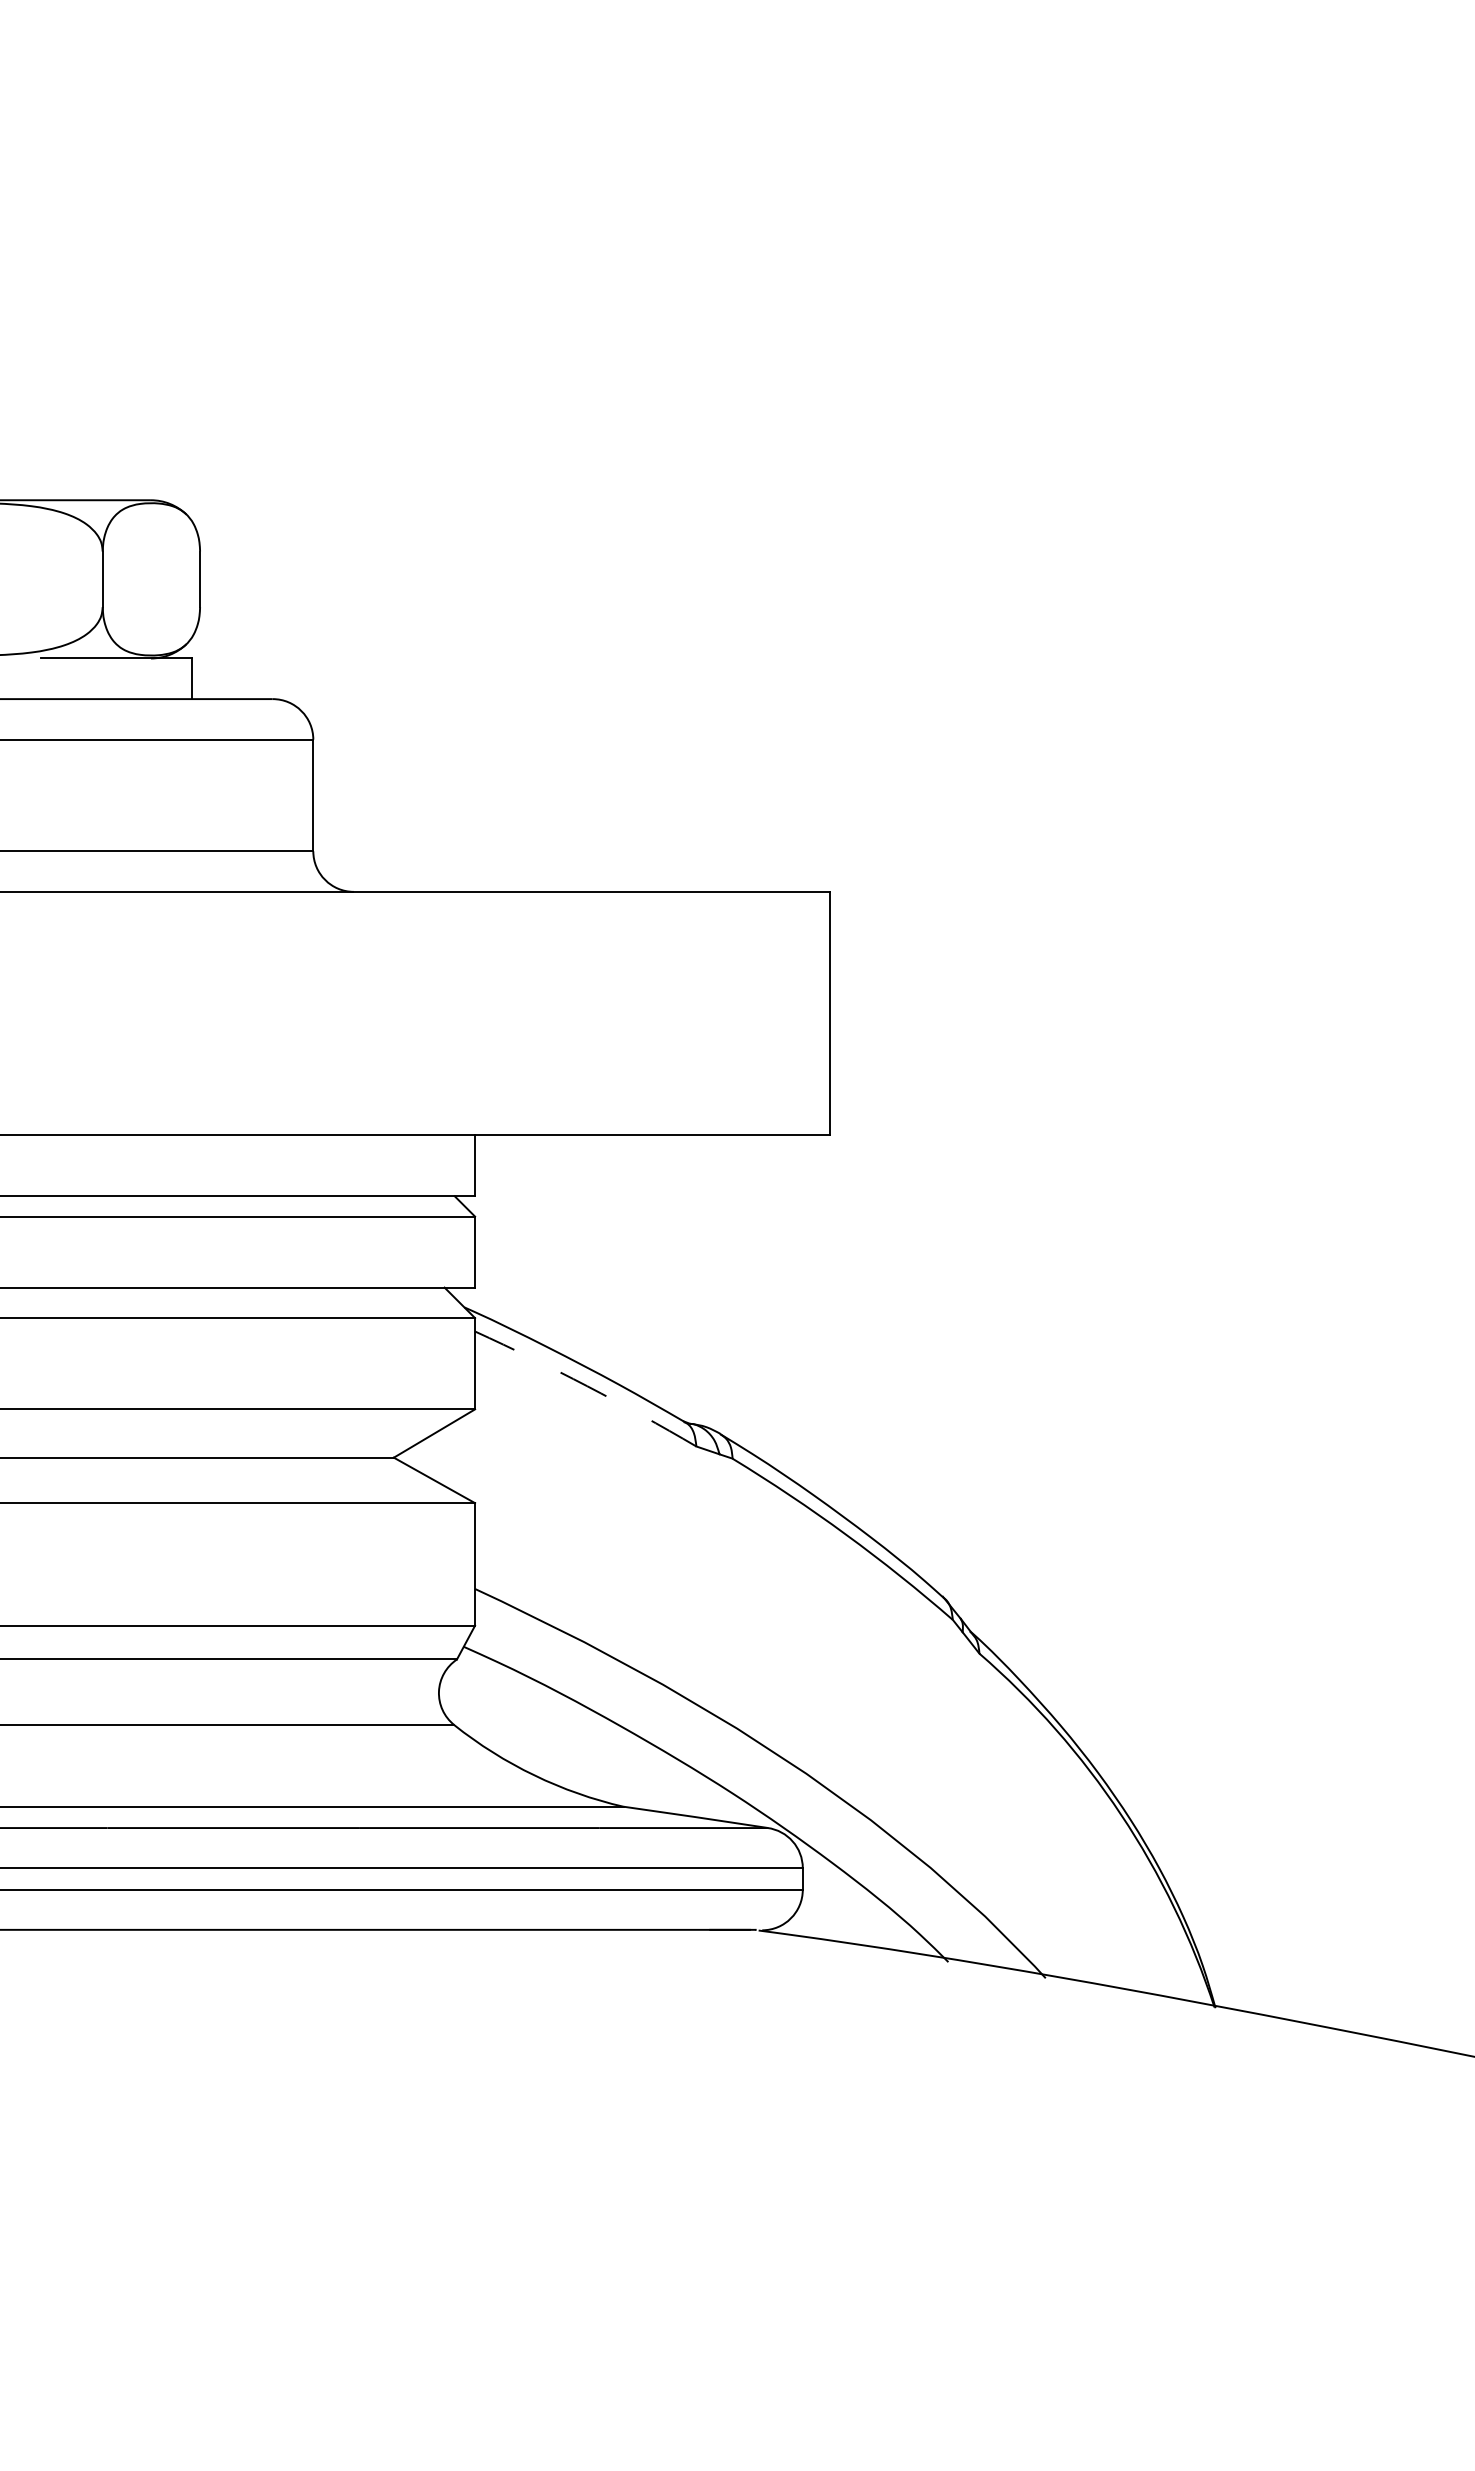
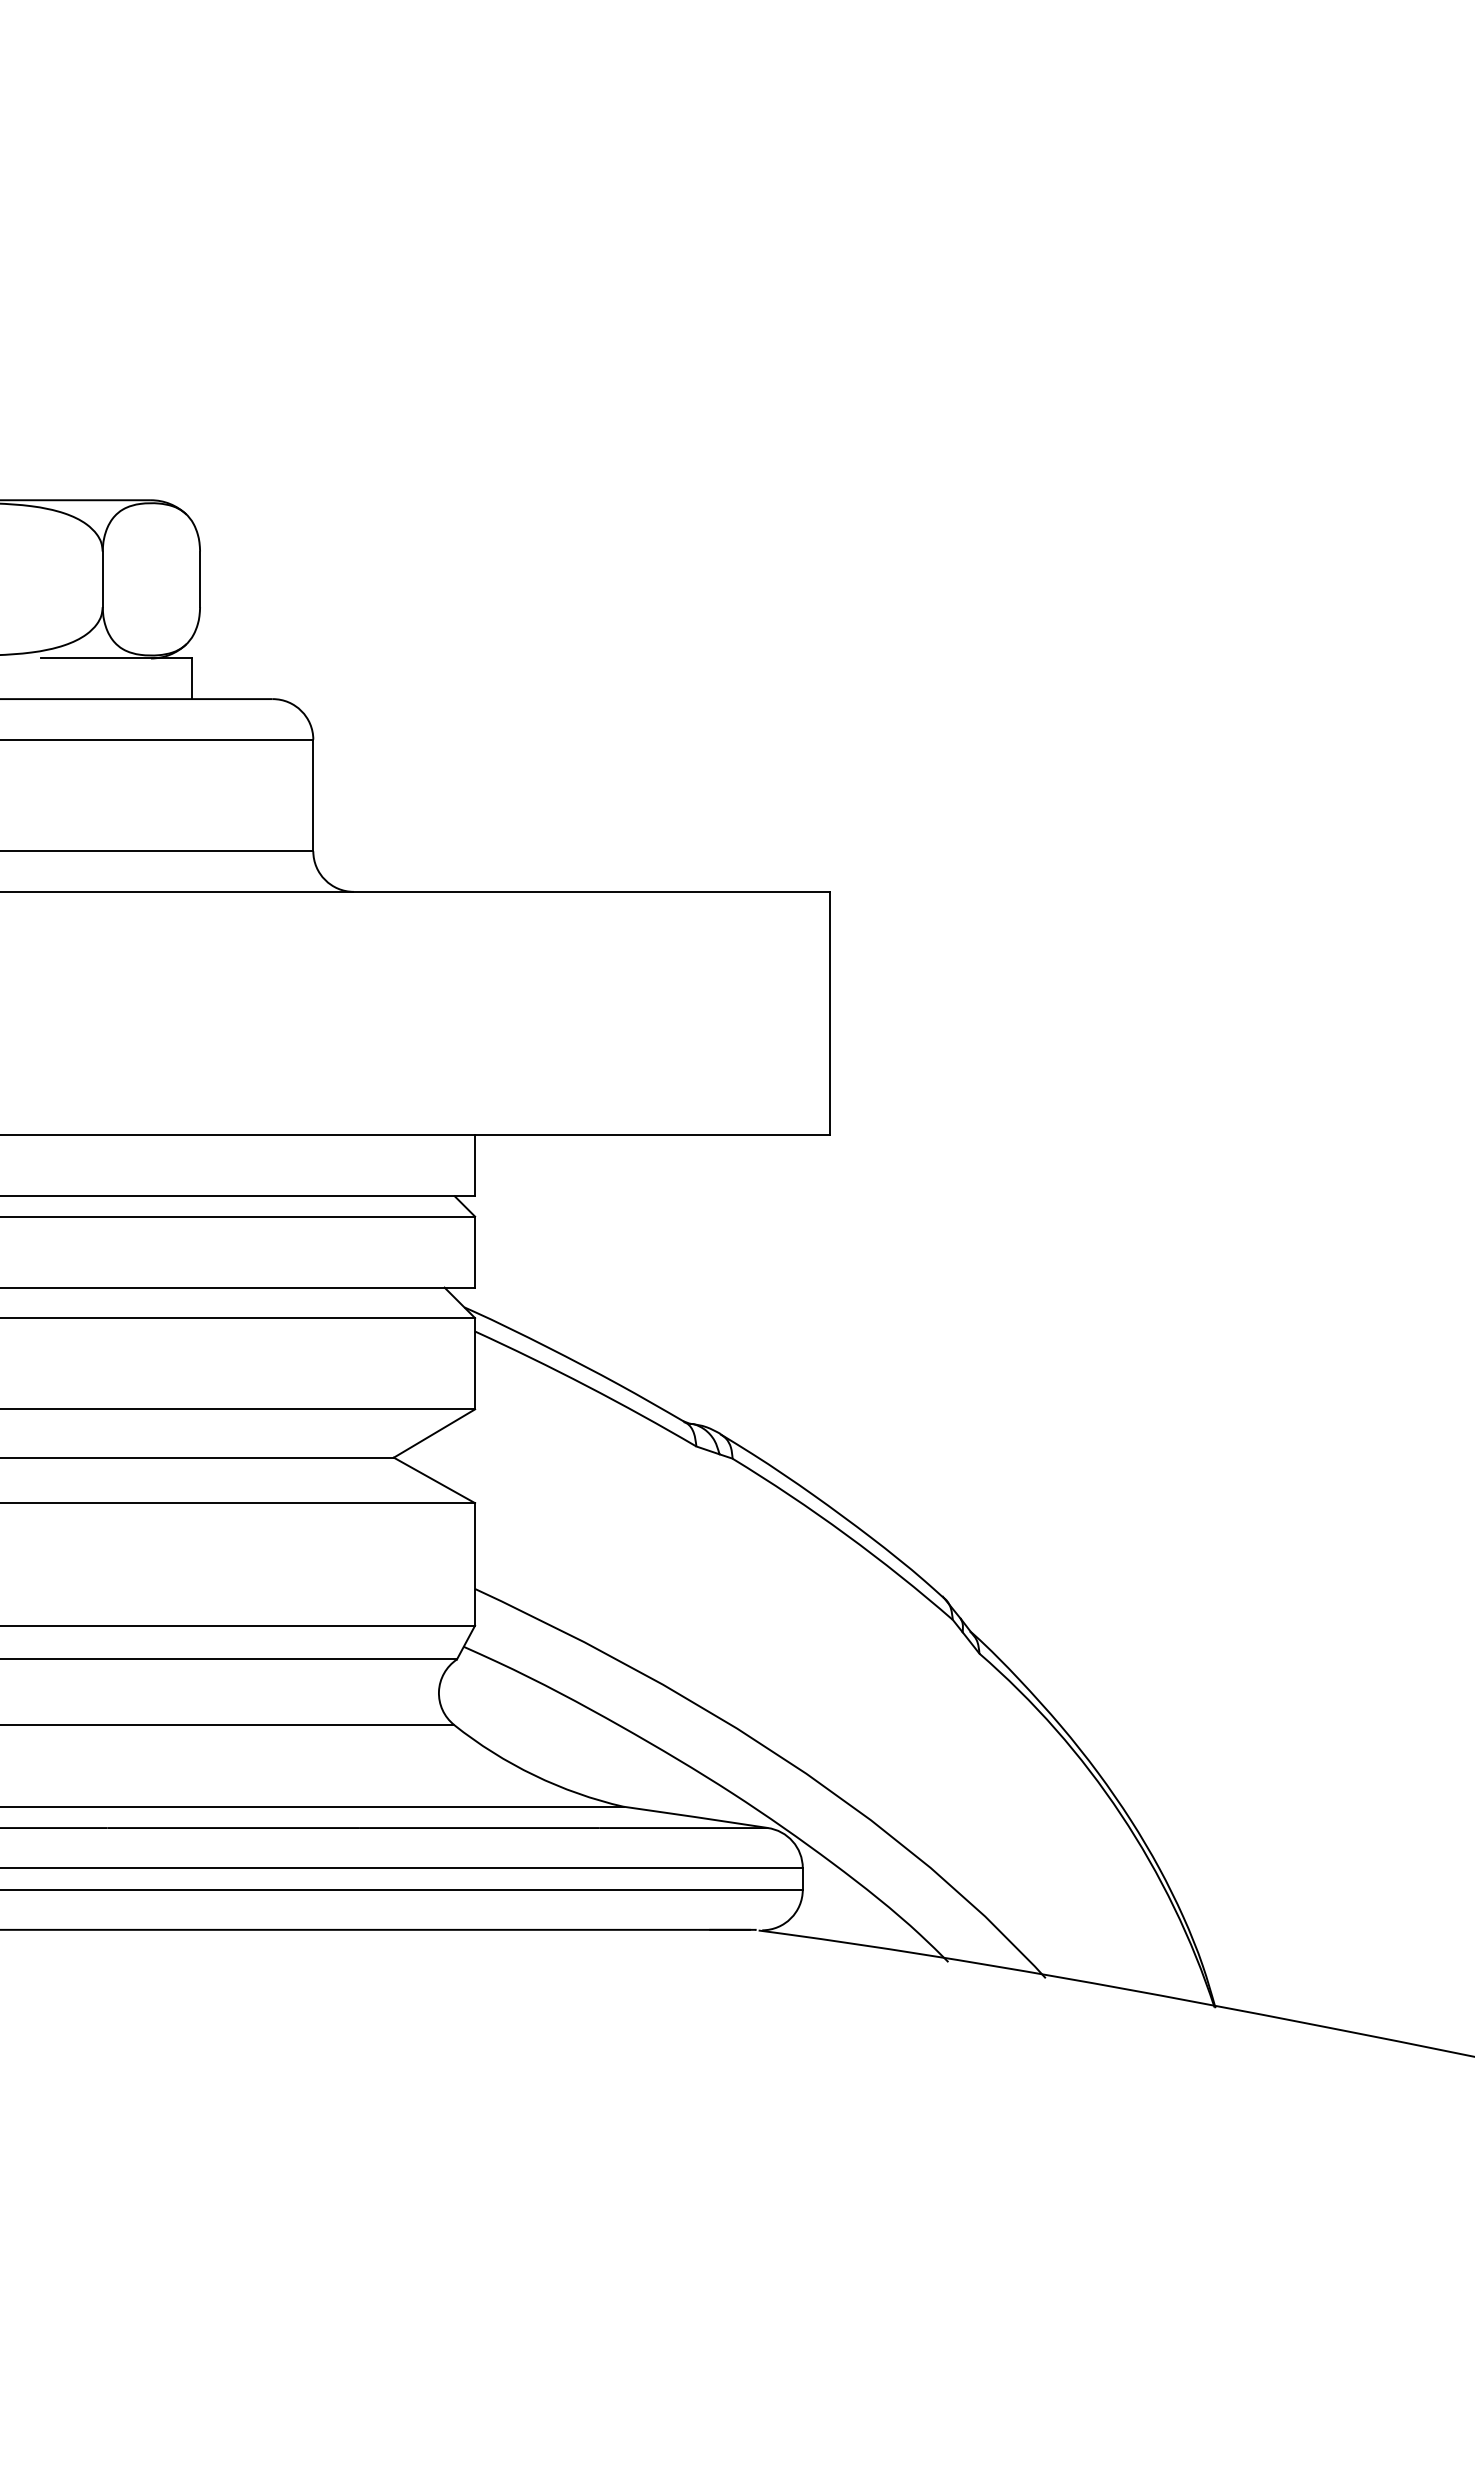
arc: dashed -> solid (587, 1386)
